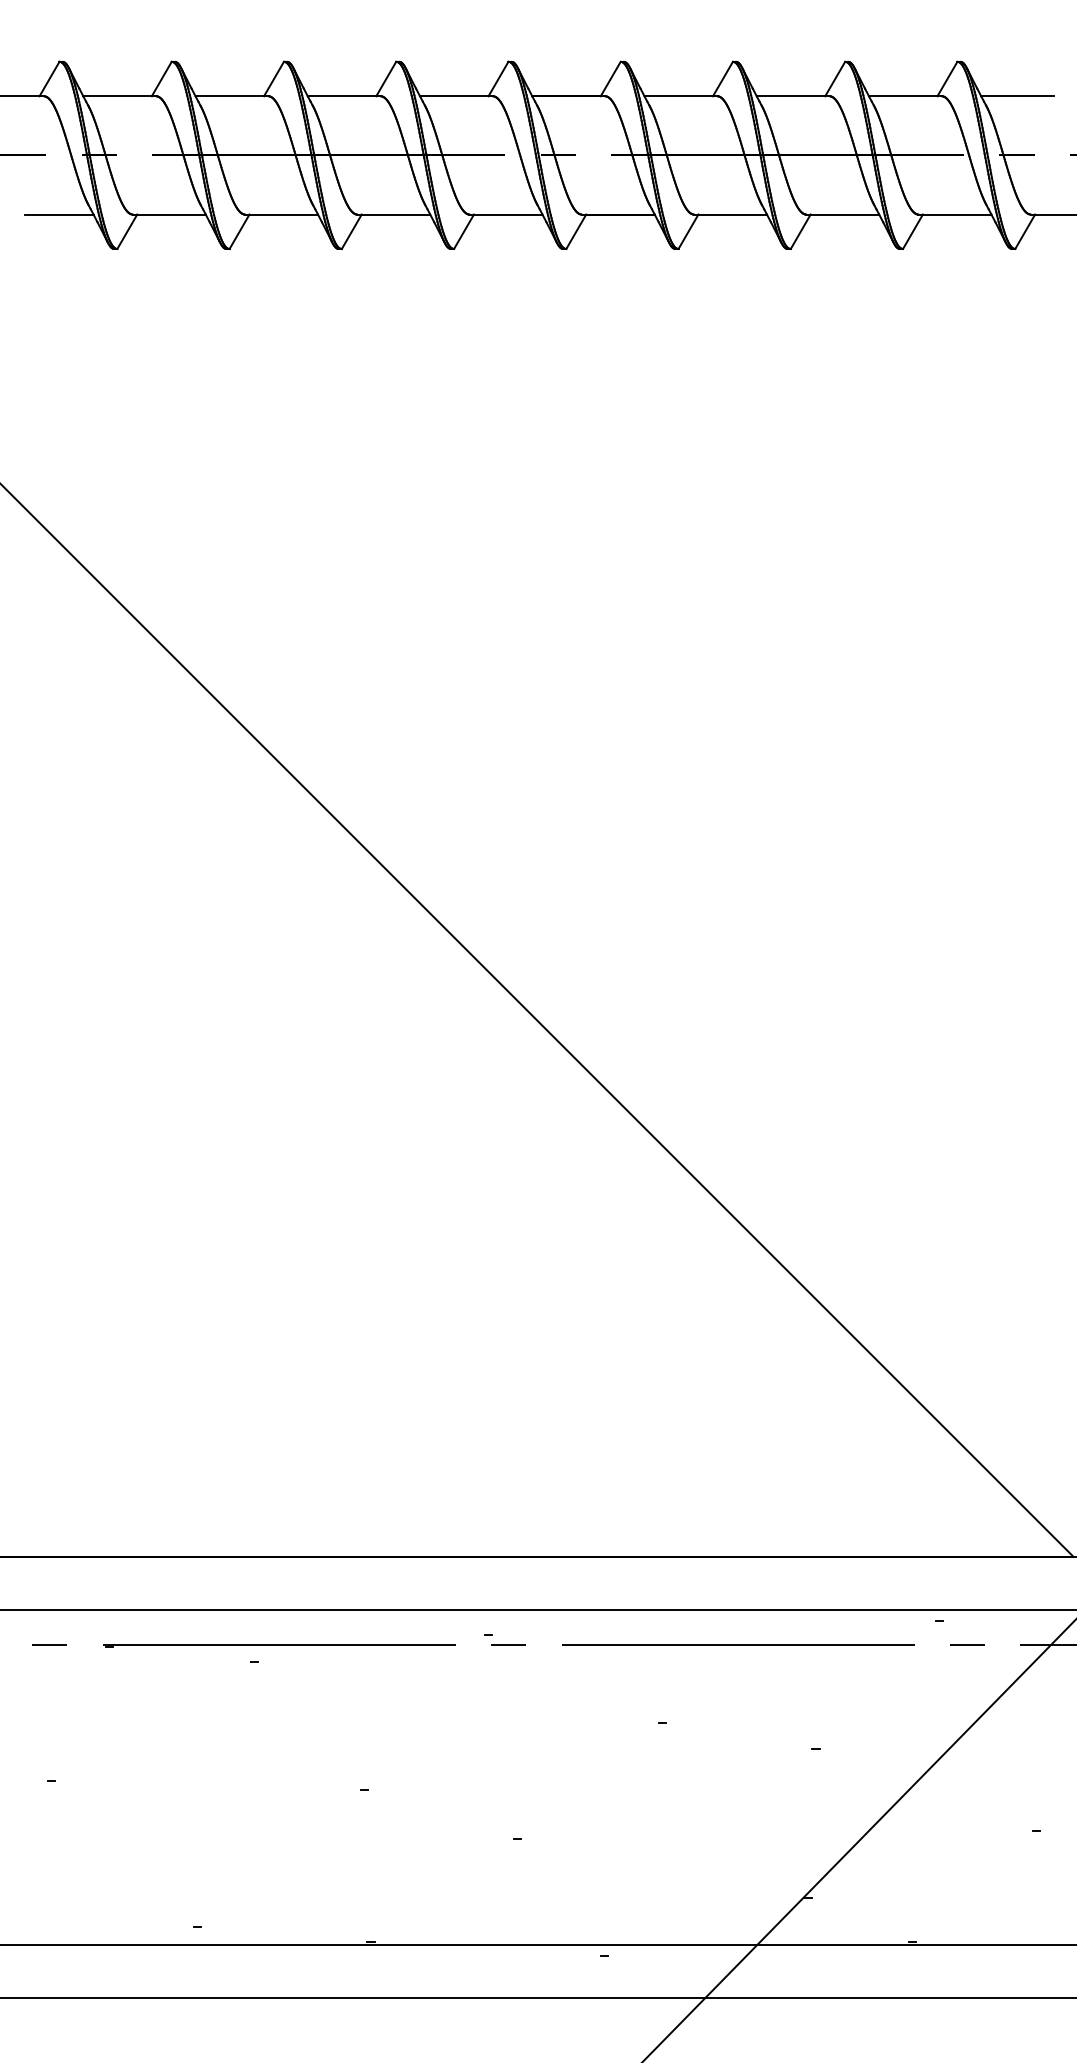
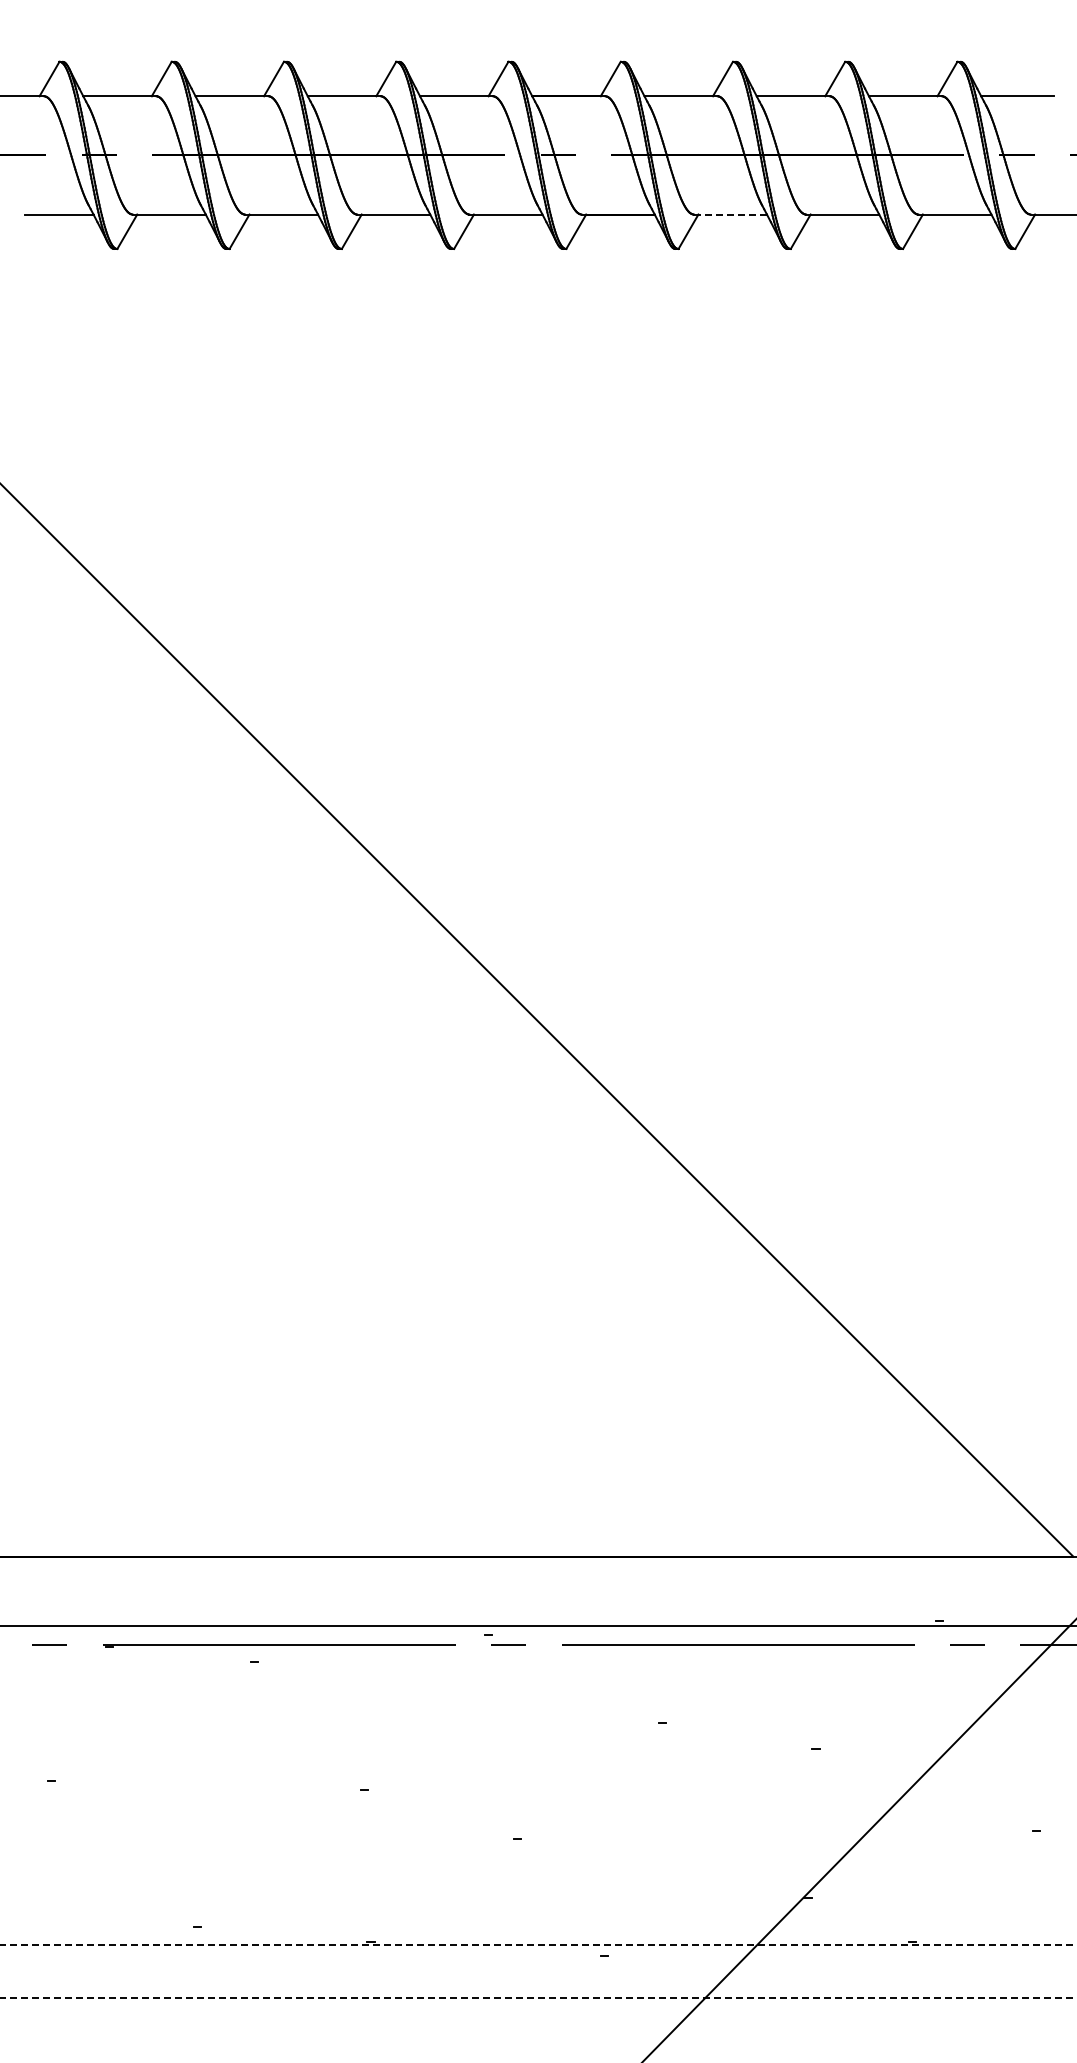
line: solid -> dashed (732, 214)
line position: (537, 1609) -> (537, 1625) (537, 1625)
line: solid -> dashed (538, 1944)
line: solid -> dashed (538, 1997)
